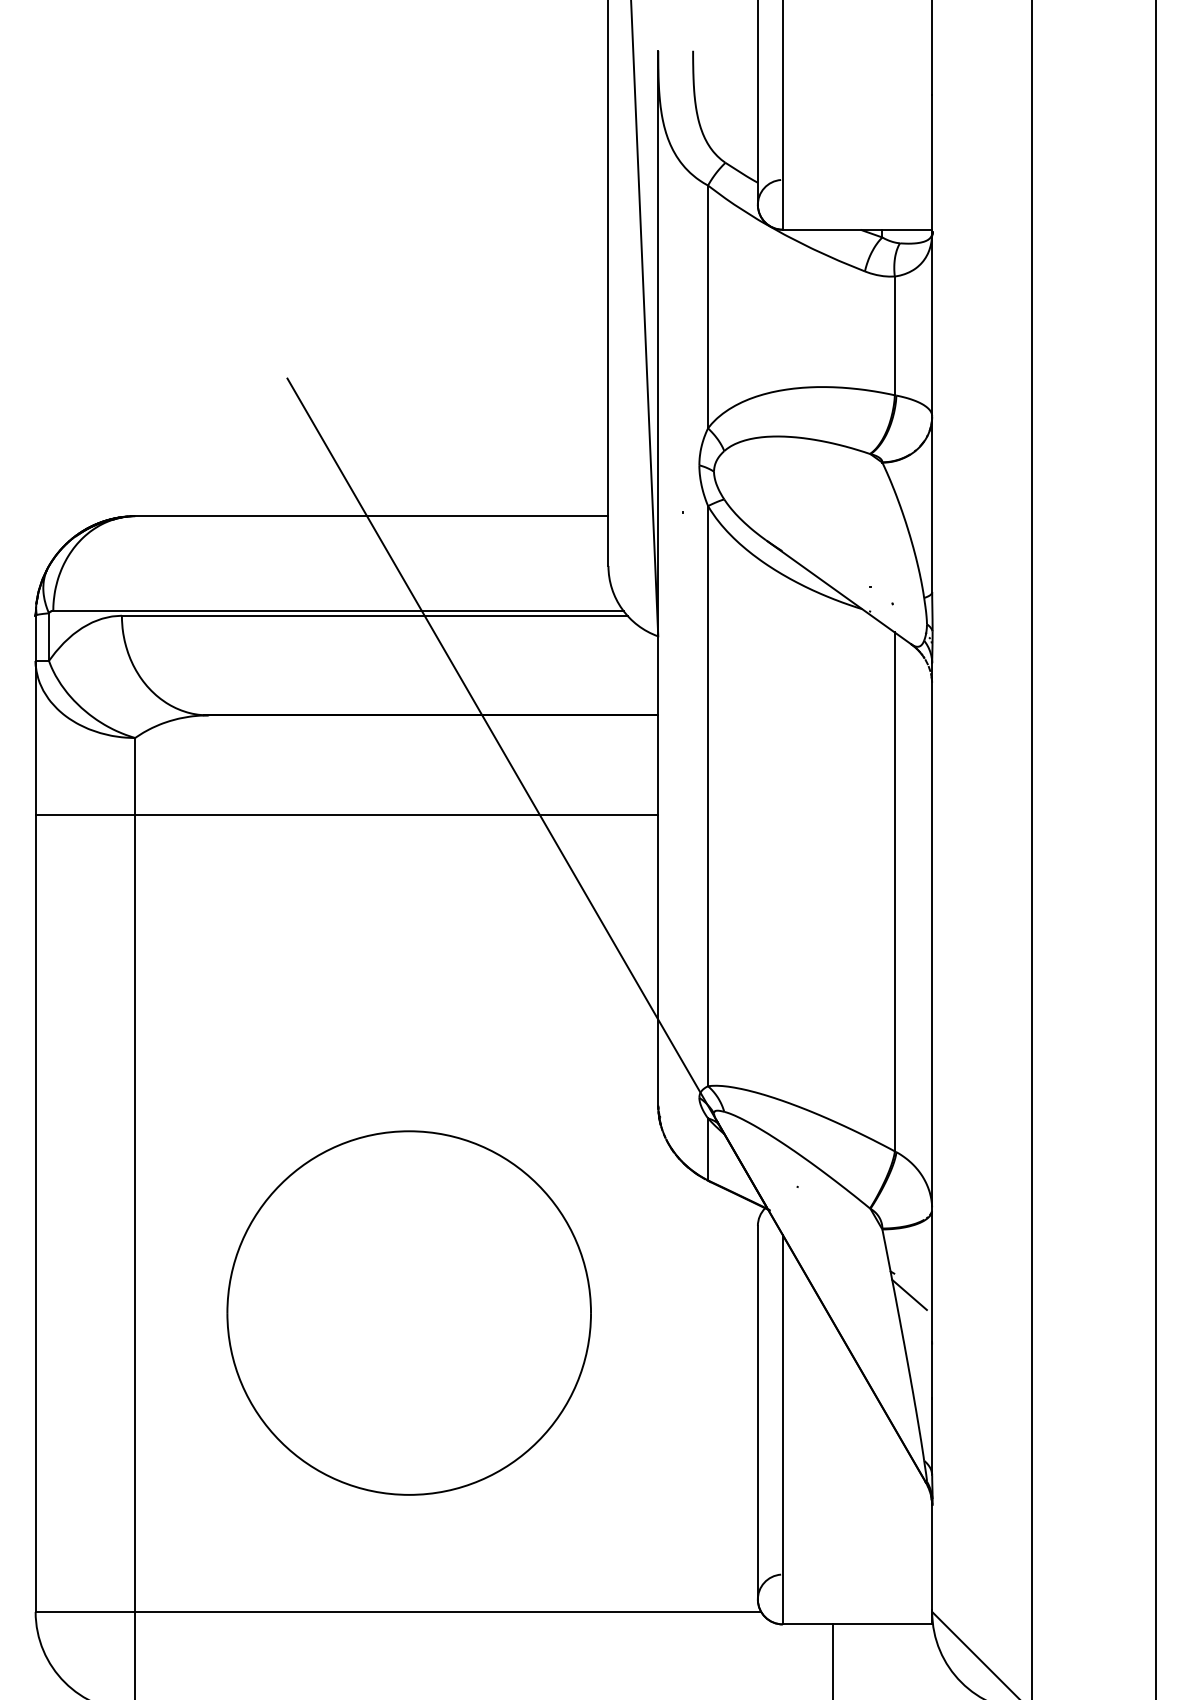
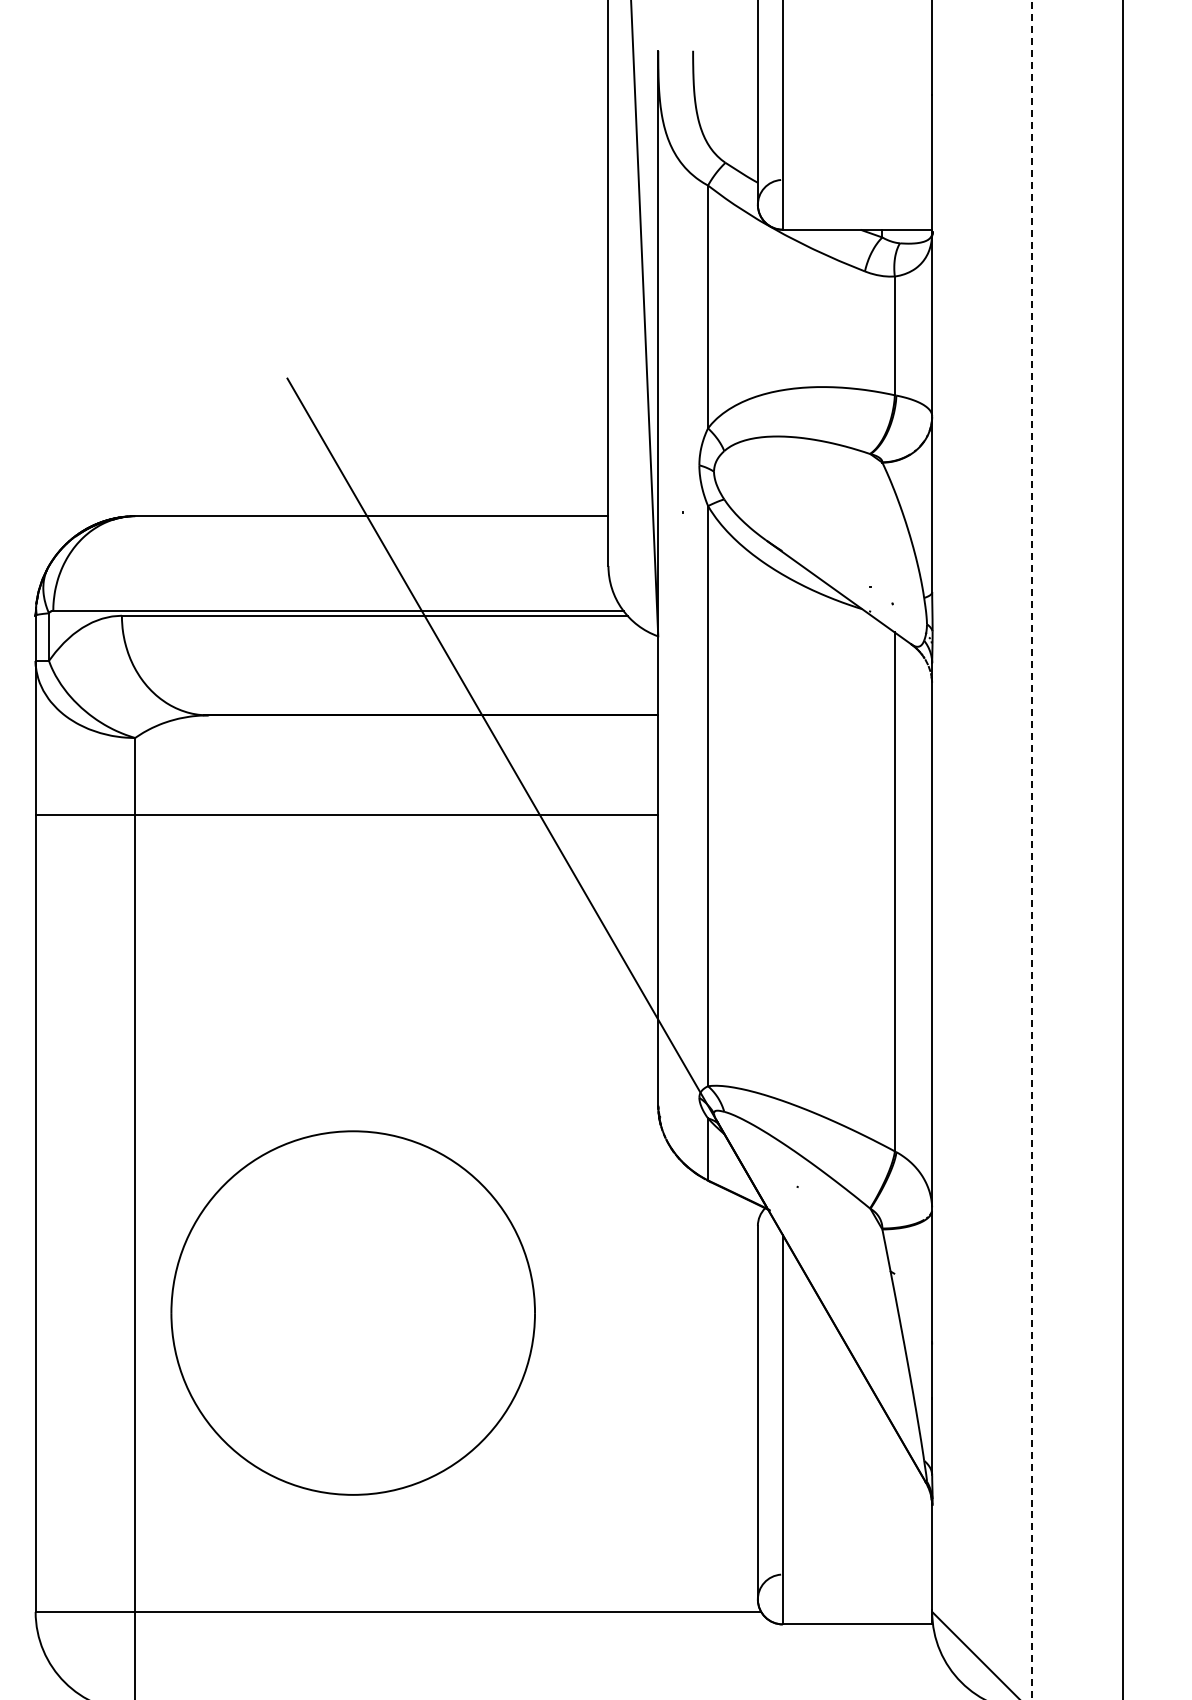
line position: (1156, 849) -> (1123, 849) (1123, 849)
line: solid -> dashed (1031, 850)
line: present -> none (909, 1294)
part position: (408, 1312) -> (352, 1312) (352, 1312)
line: present -> none (832, 1660)
